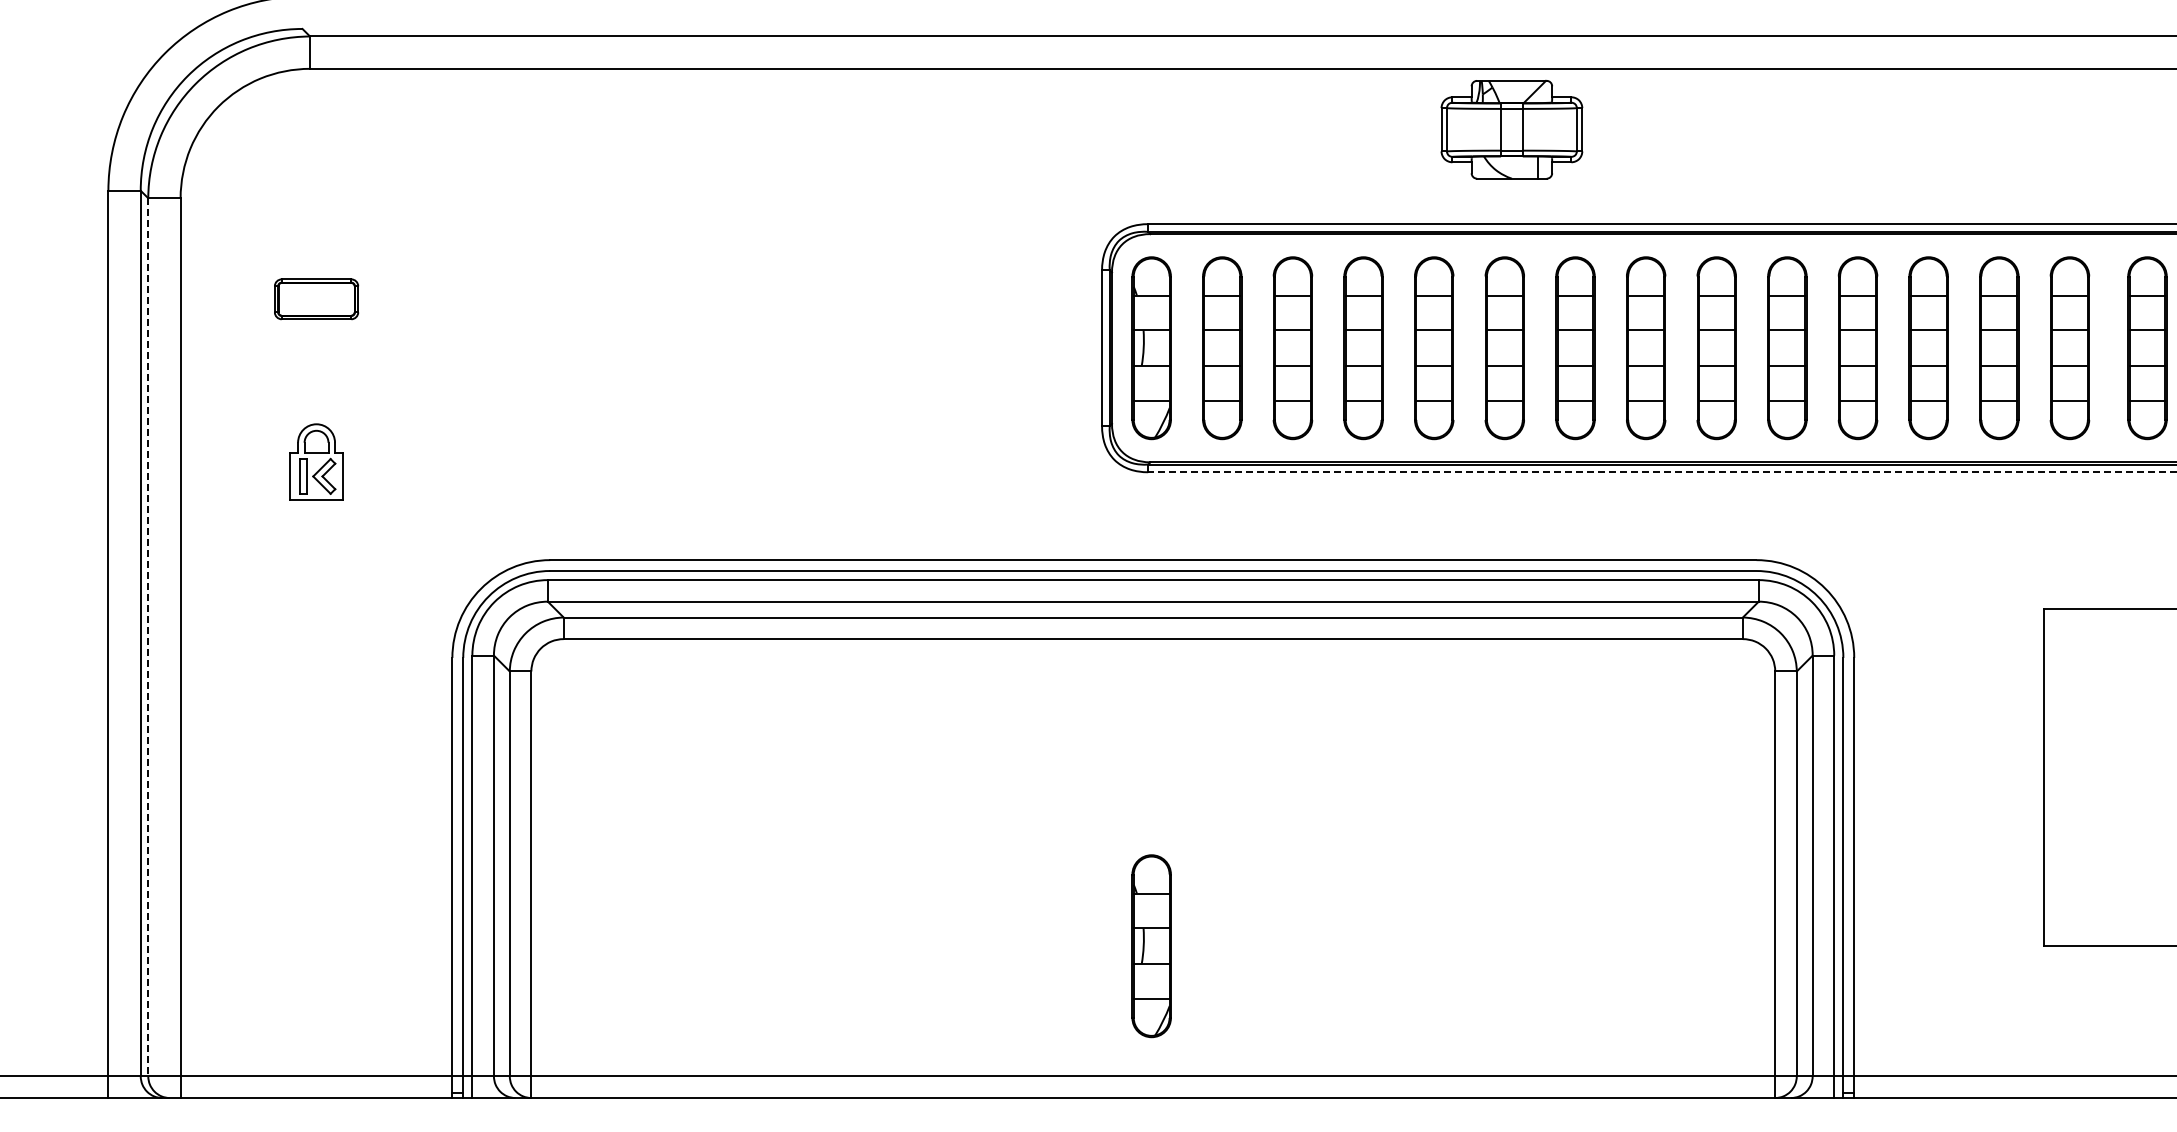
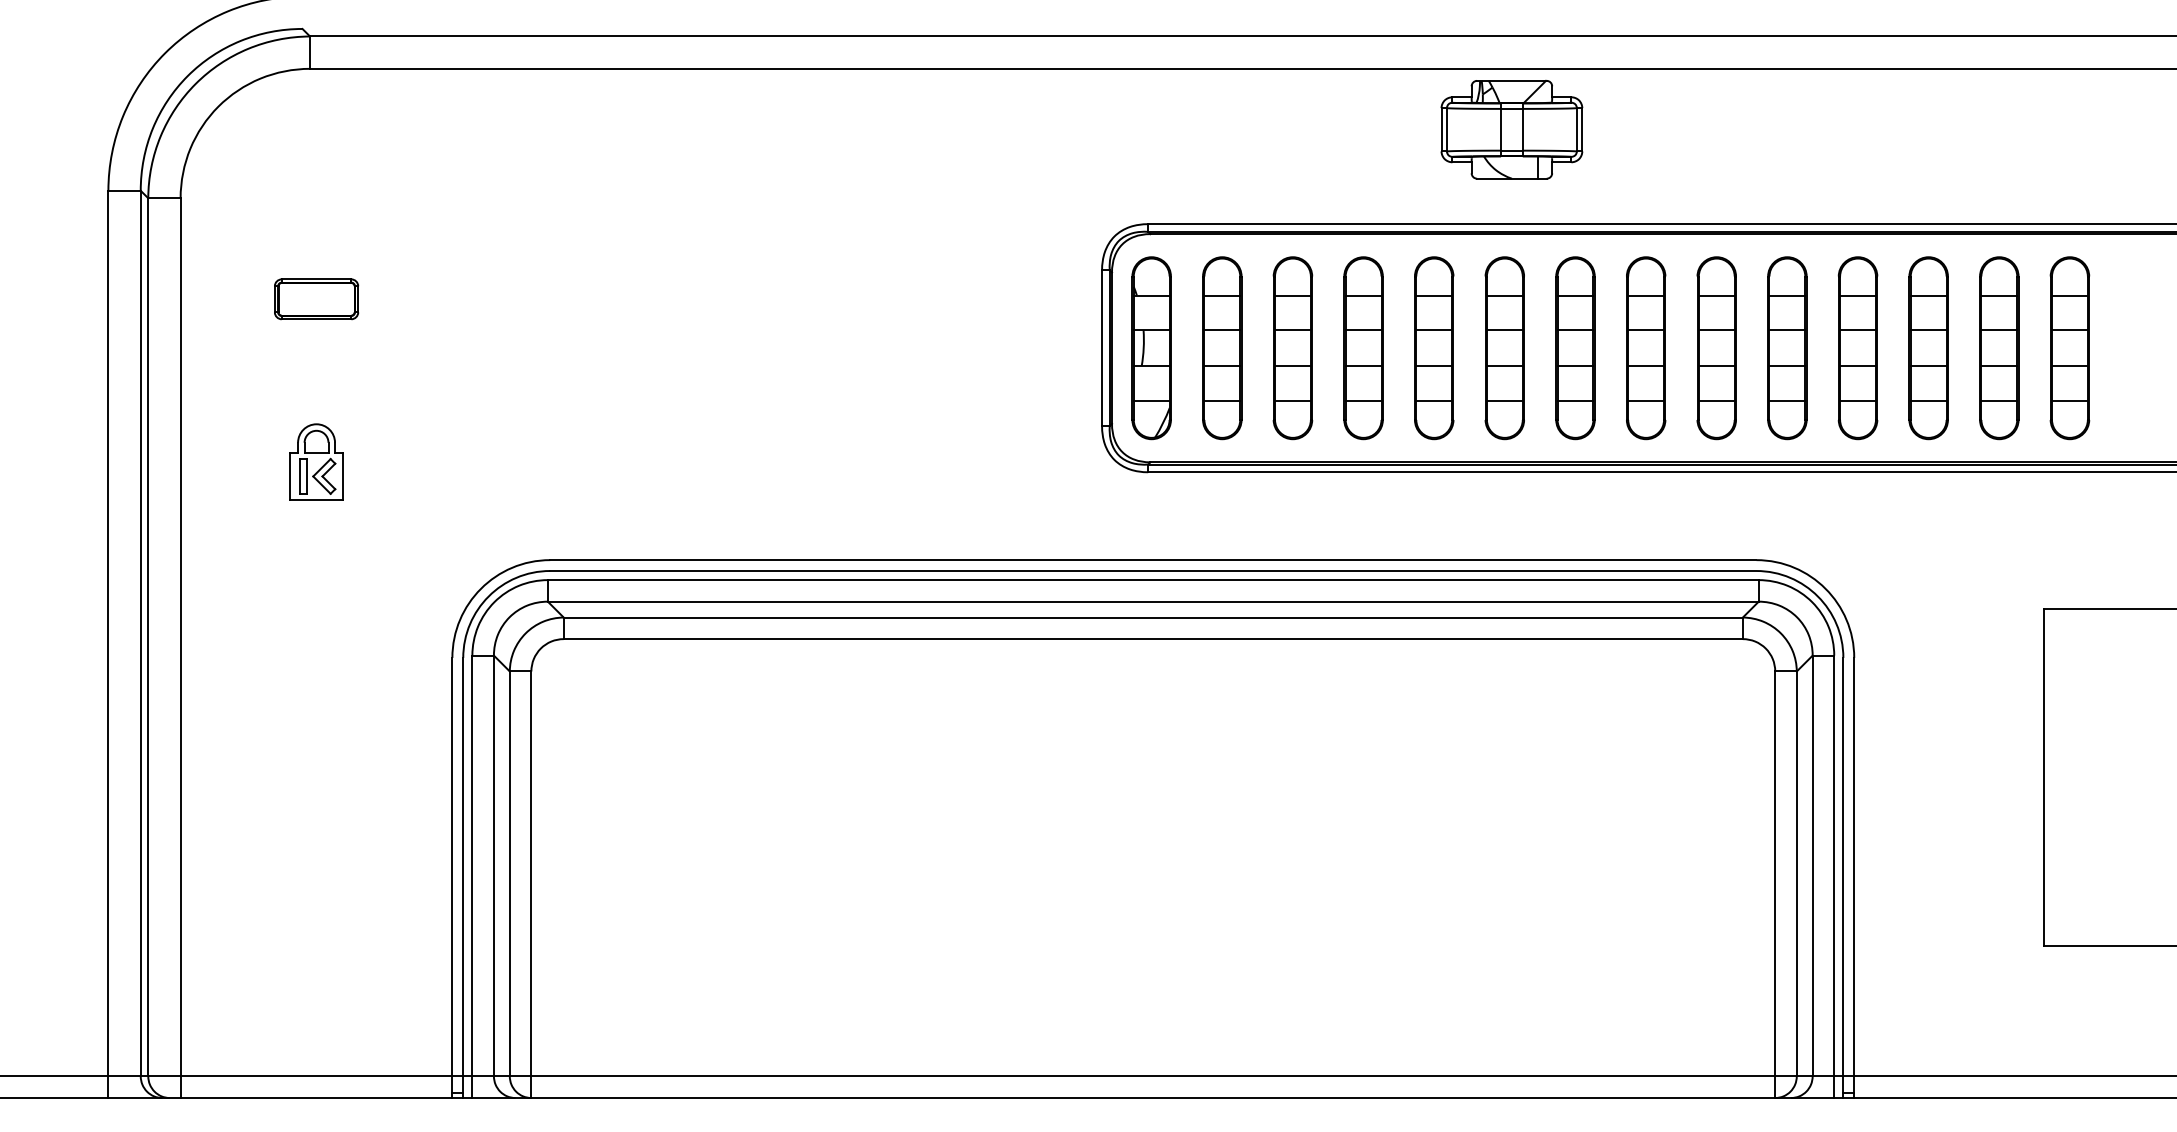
part: present -> none (2147, 348)
line: dashed -> solid (1662, 472)
line: dashed -> solid (148, 637)
part: present -> none (1151, 946)
